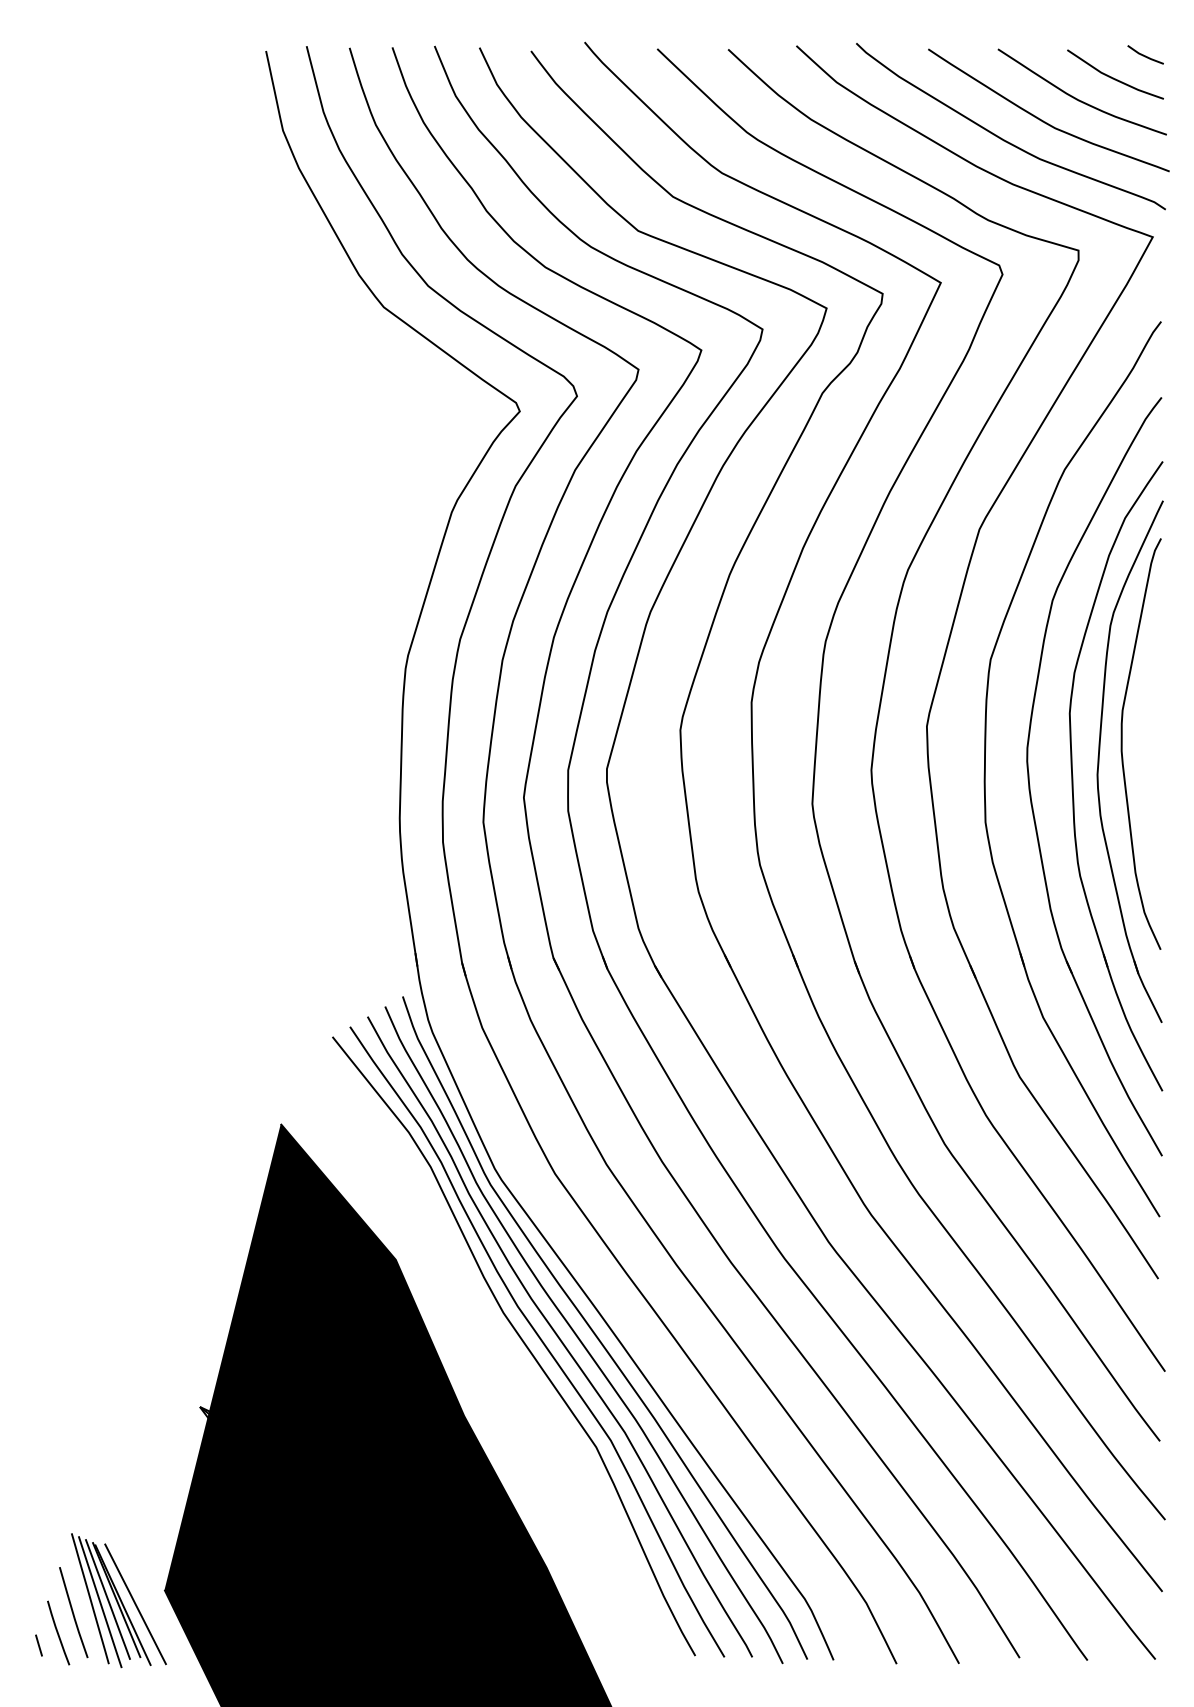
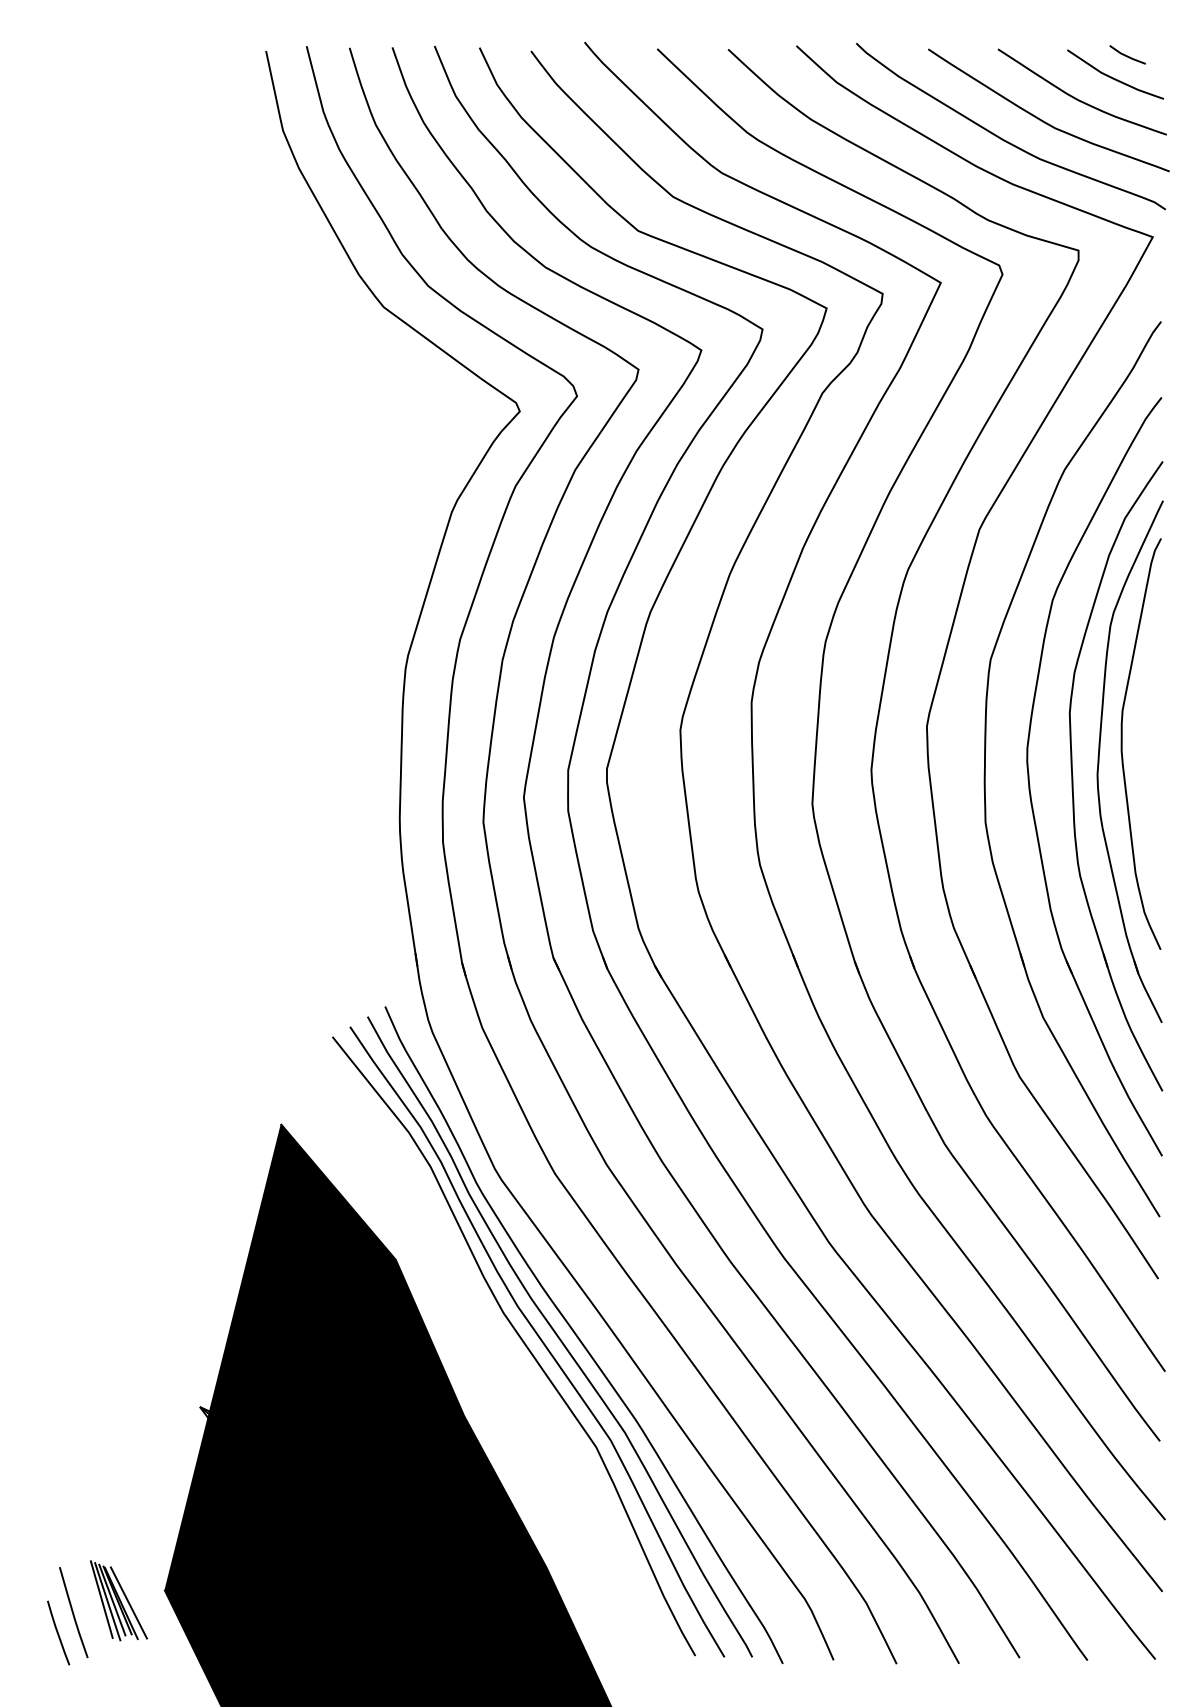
line position: (1145, 55) -> (1127, 55) (1127, 55)
curve: present -> none (596, 1334)
part size: 96x136 px -> 58x82 px (118, 1600)
line: present -> none (38, 1645)
